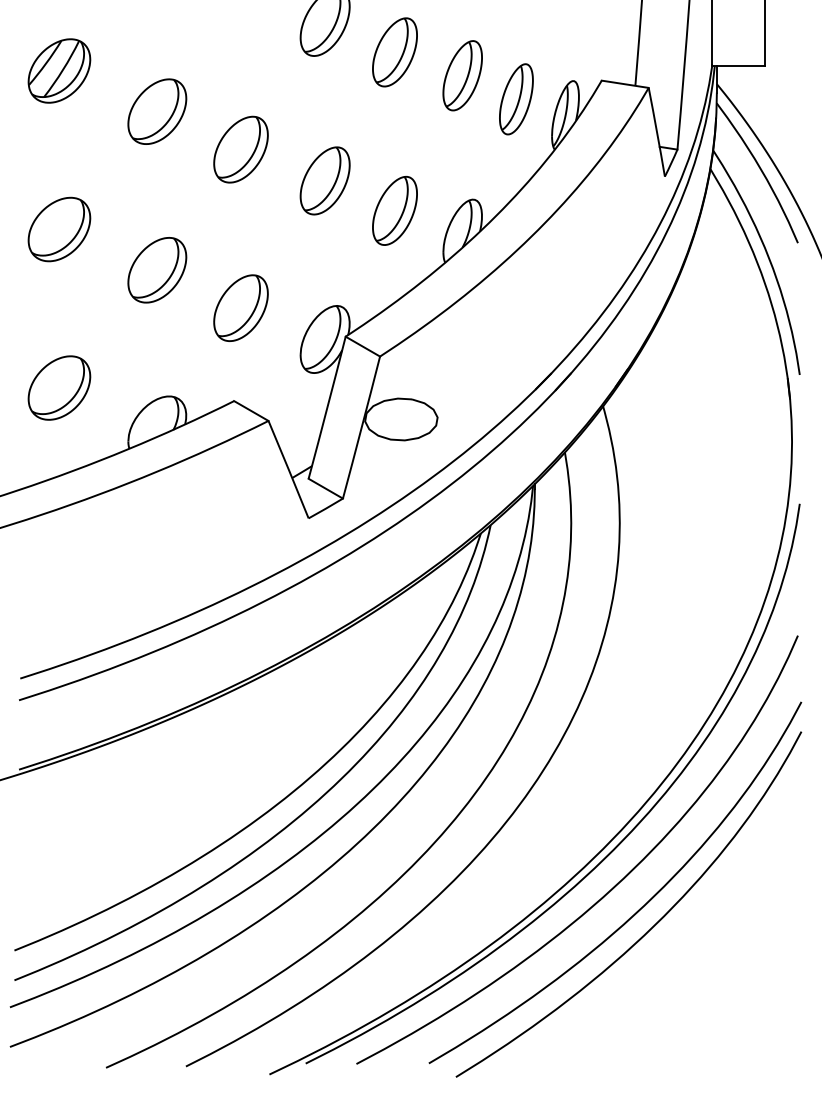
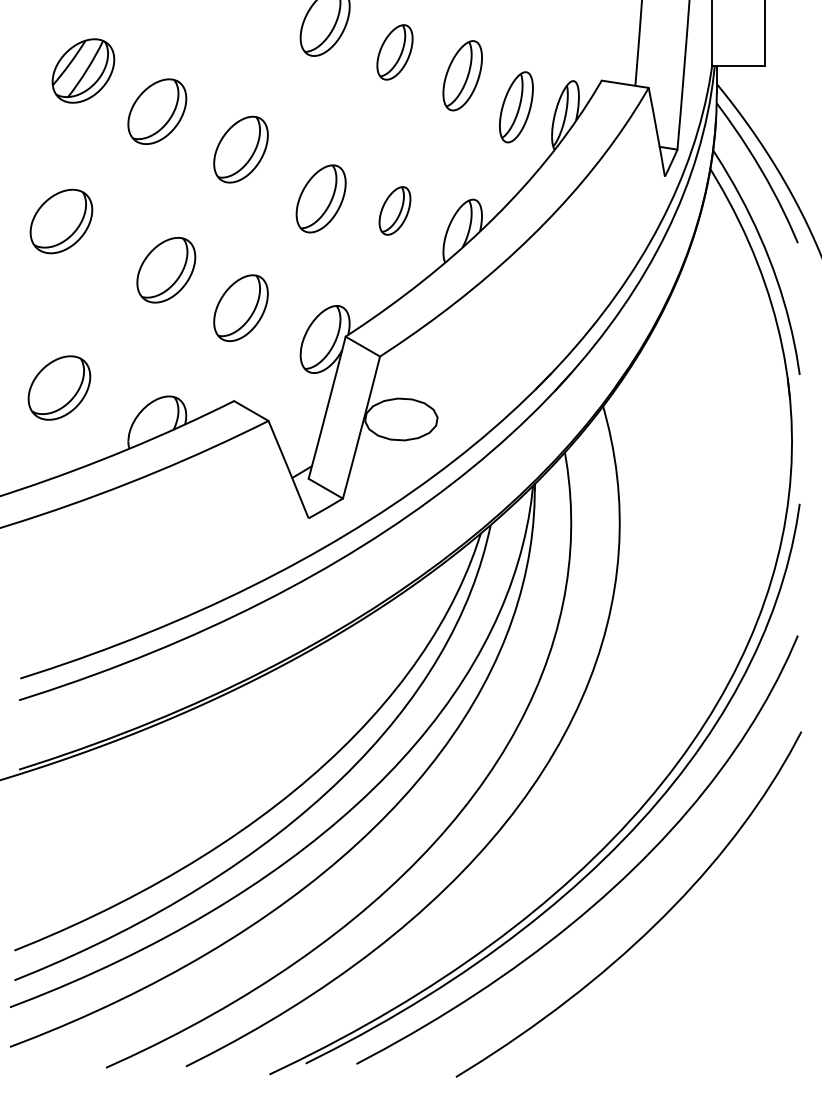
part size: 46x71 px -> 38x57 px (394, 52)
part position: (59, 70) -> (83, 70) (83, 70)
part position: (516, 99) -> (516, 107) (516, 107)
part position: (324, 180) -> (320, 198) (320, 198)
part size: 46x70 px -> 34x50 px (394, 210)
part position: (59, 229) -> (61, 221) (61, 221)
part position: (157, 270) -> (166, 270) (166, 270)
curve: present -> none (640, 907)
